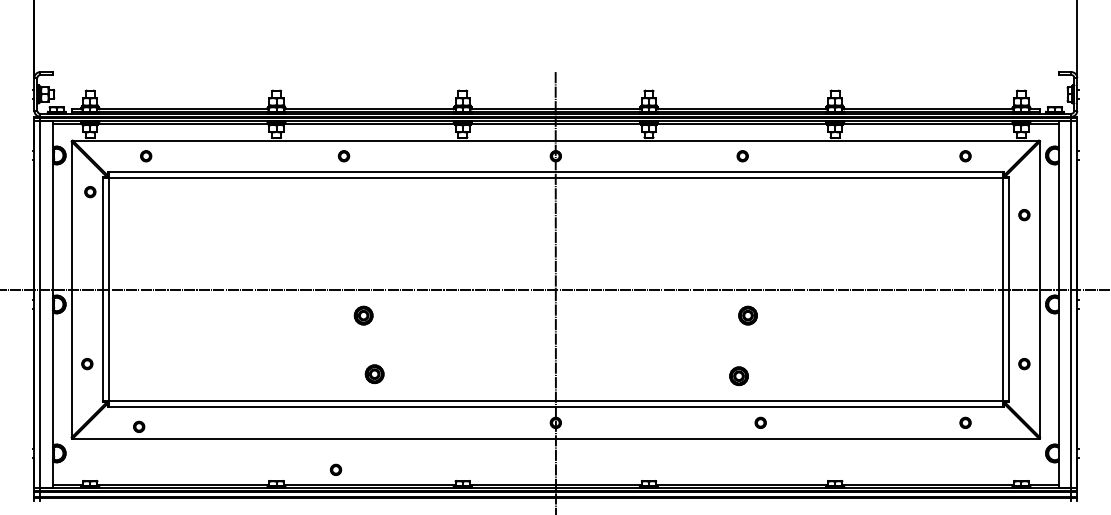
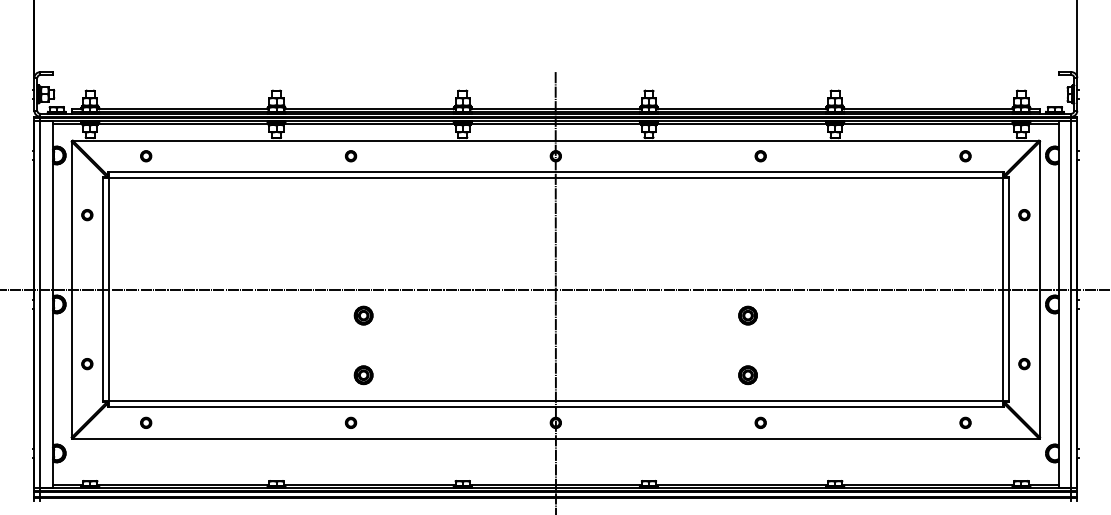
part position: (343, 156) -> (350, 156) (350, 156)
part position: (742, 156) -> (760, 156) (760, 156)
part position: (90, 192) -> (87, 215) (87, 215)
part position: (374, 374) -> (363, 375) (363, 375)
part position: (738, 376) -> (747, 375) (747, 375)
part position: (139, 426) -> (146, 422) (146, 422)
part position: (336, 469) -> (351, 422) (351, 422)
